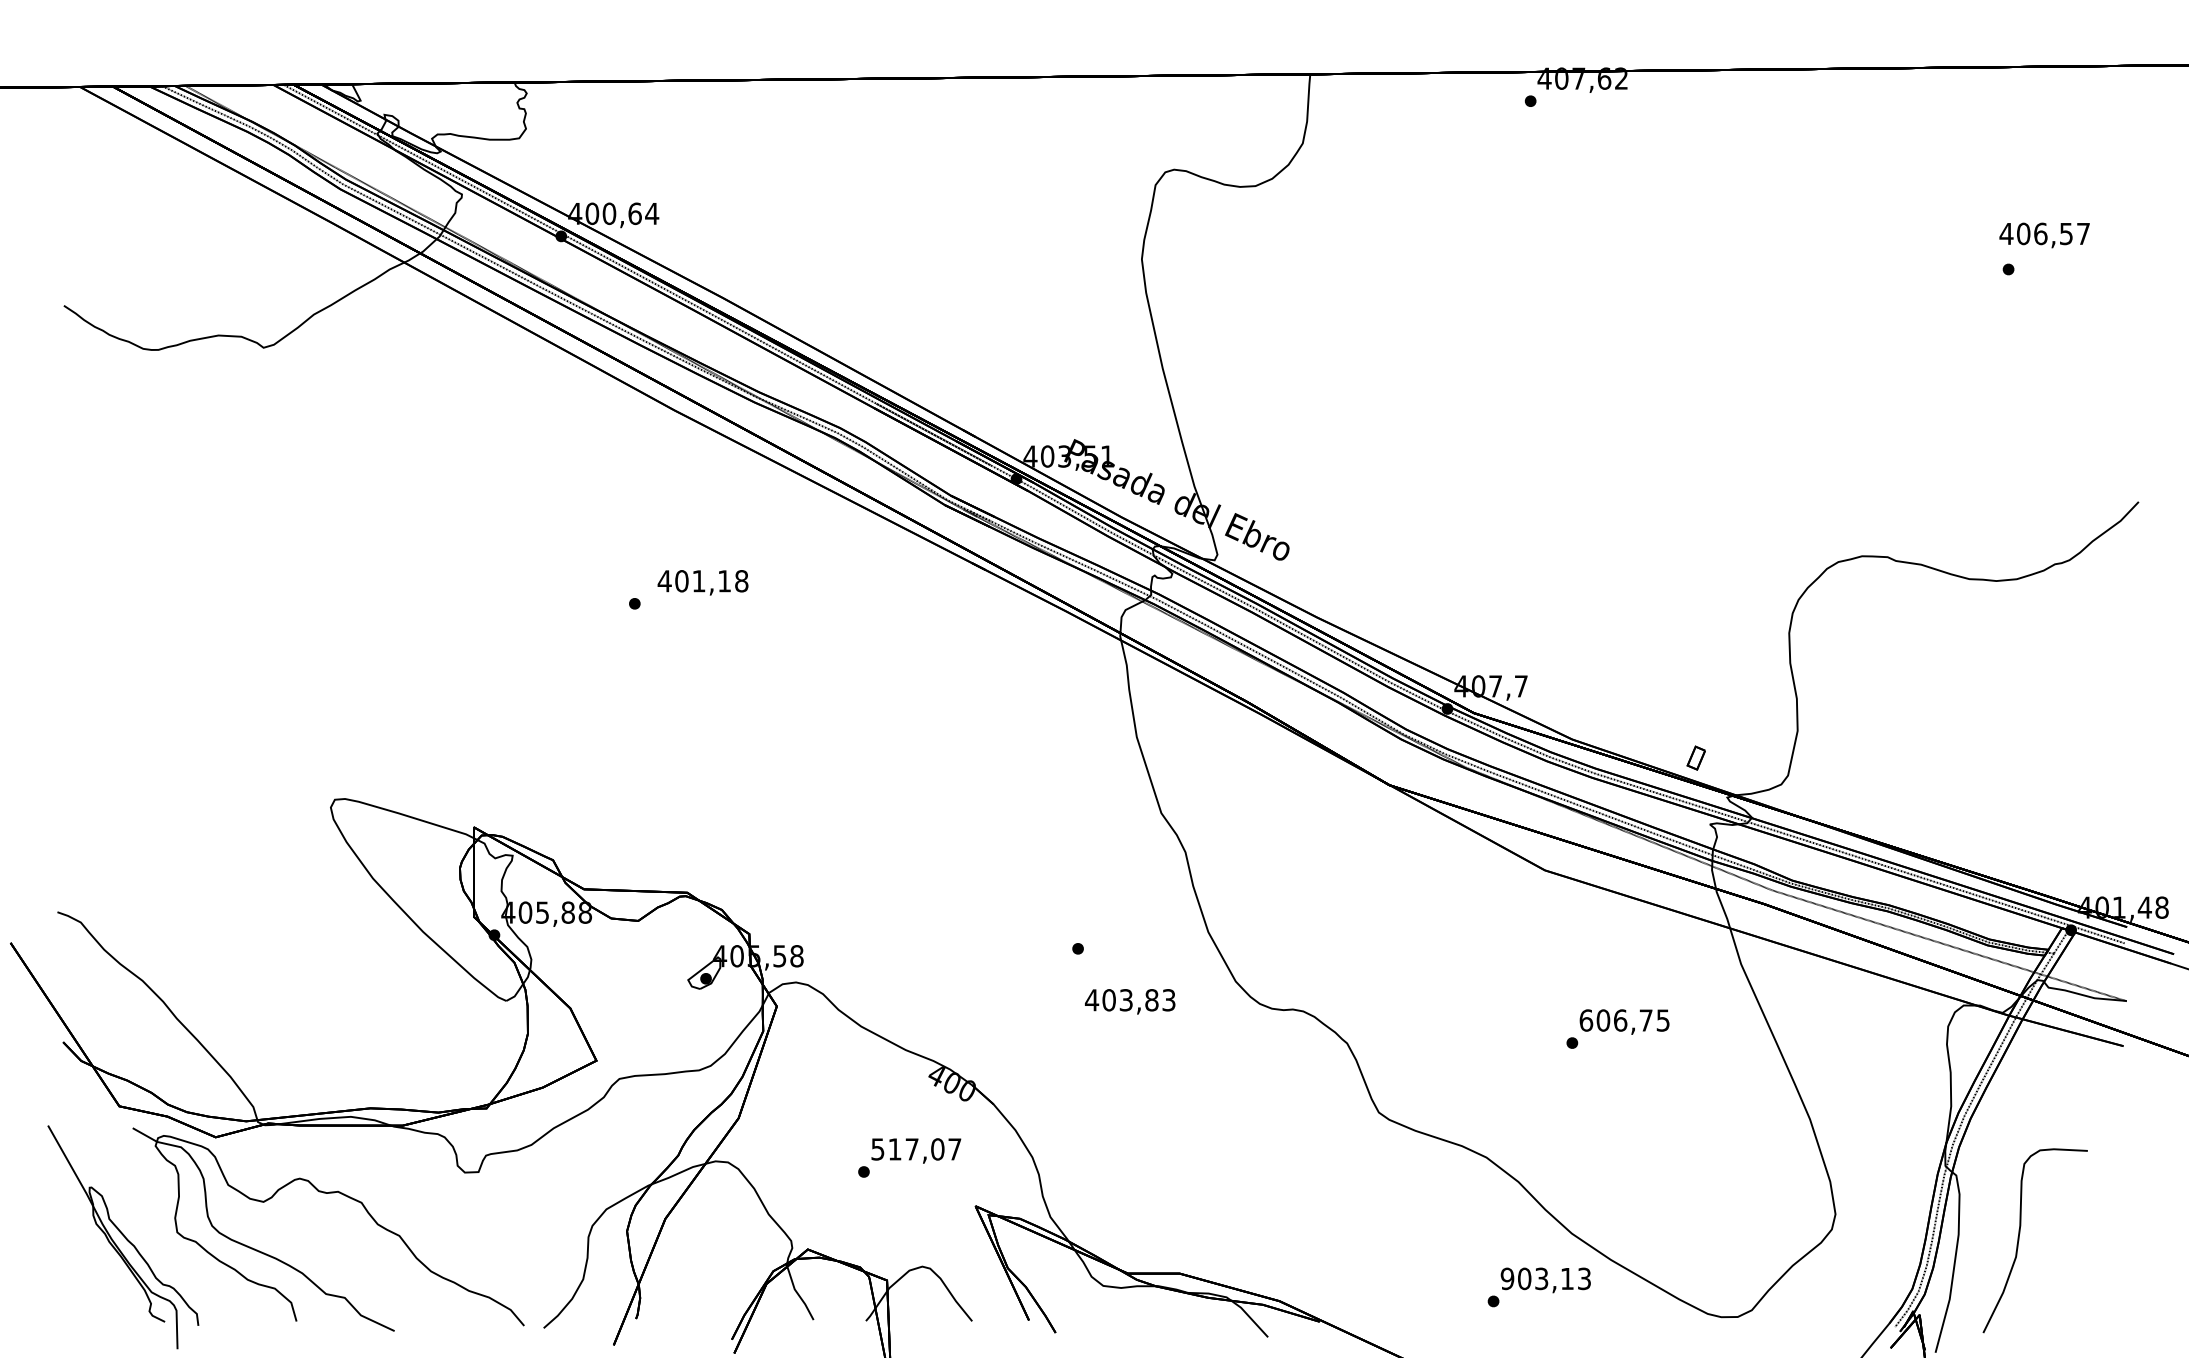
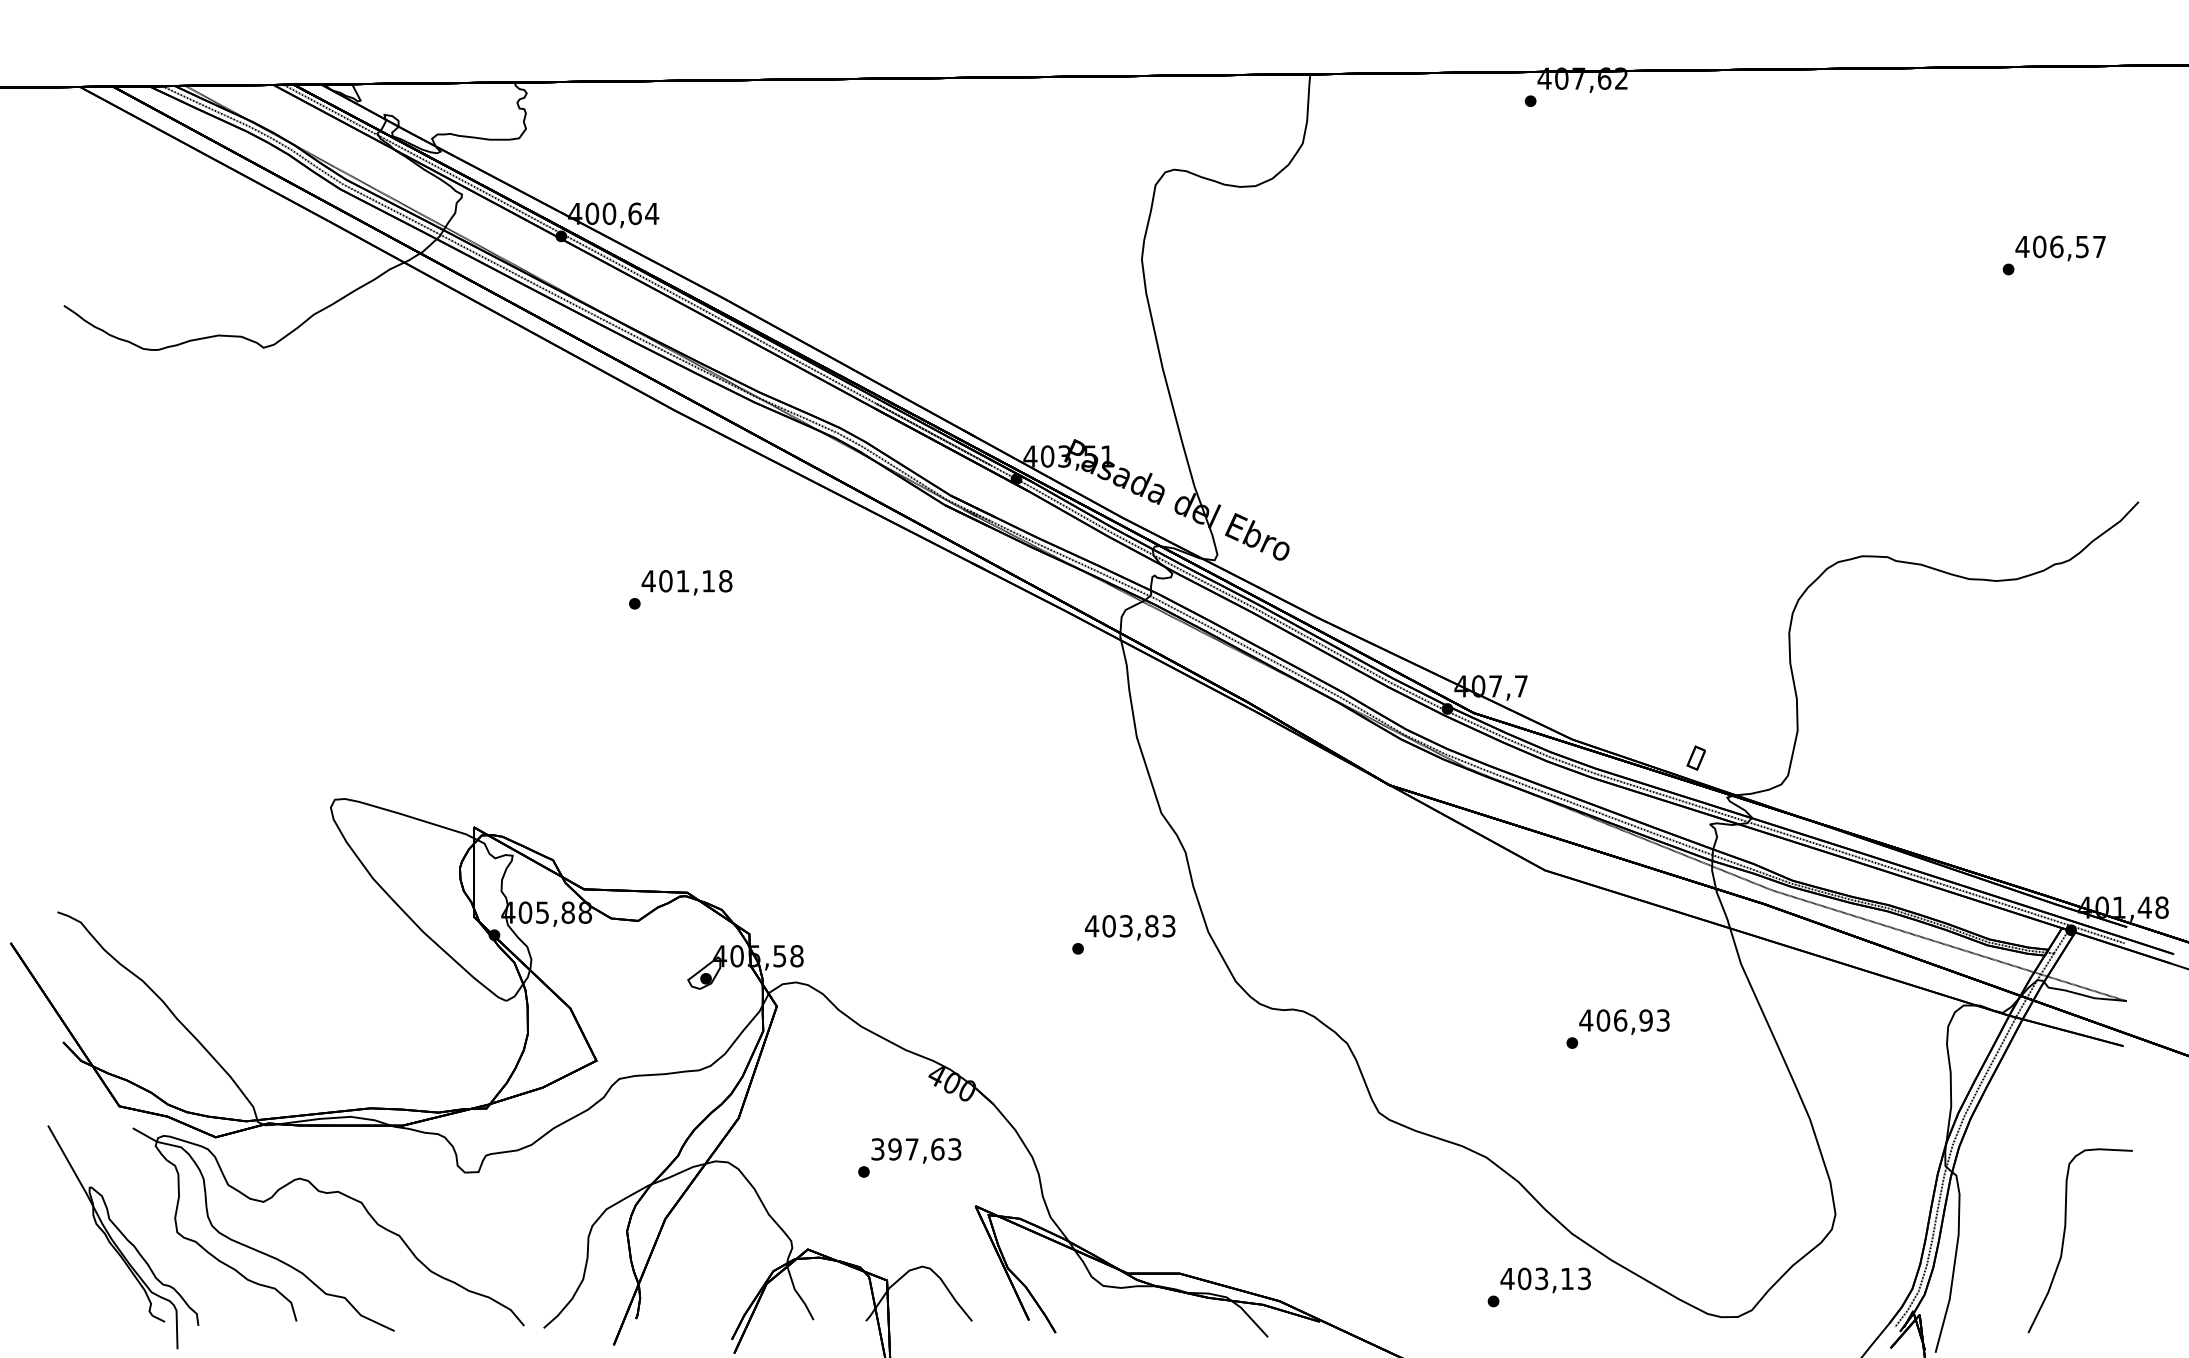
text position: (2044, 235) -> (2060, 248) (2060, 248)
text position: (702, 582) -> (686, 582) (686, 582)
text position: (1130, 1001) -> (1130, 927) (1130, 927)
text: 606,75 -> 406,93 (1624, 1020)
text: 517,07 -> 397,63 (916, 1149)
part position: (2019, 1240) -> (2064, 1240) (2064, 1240)
text: 903,13 -> 403,13 (1507, 1278)
